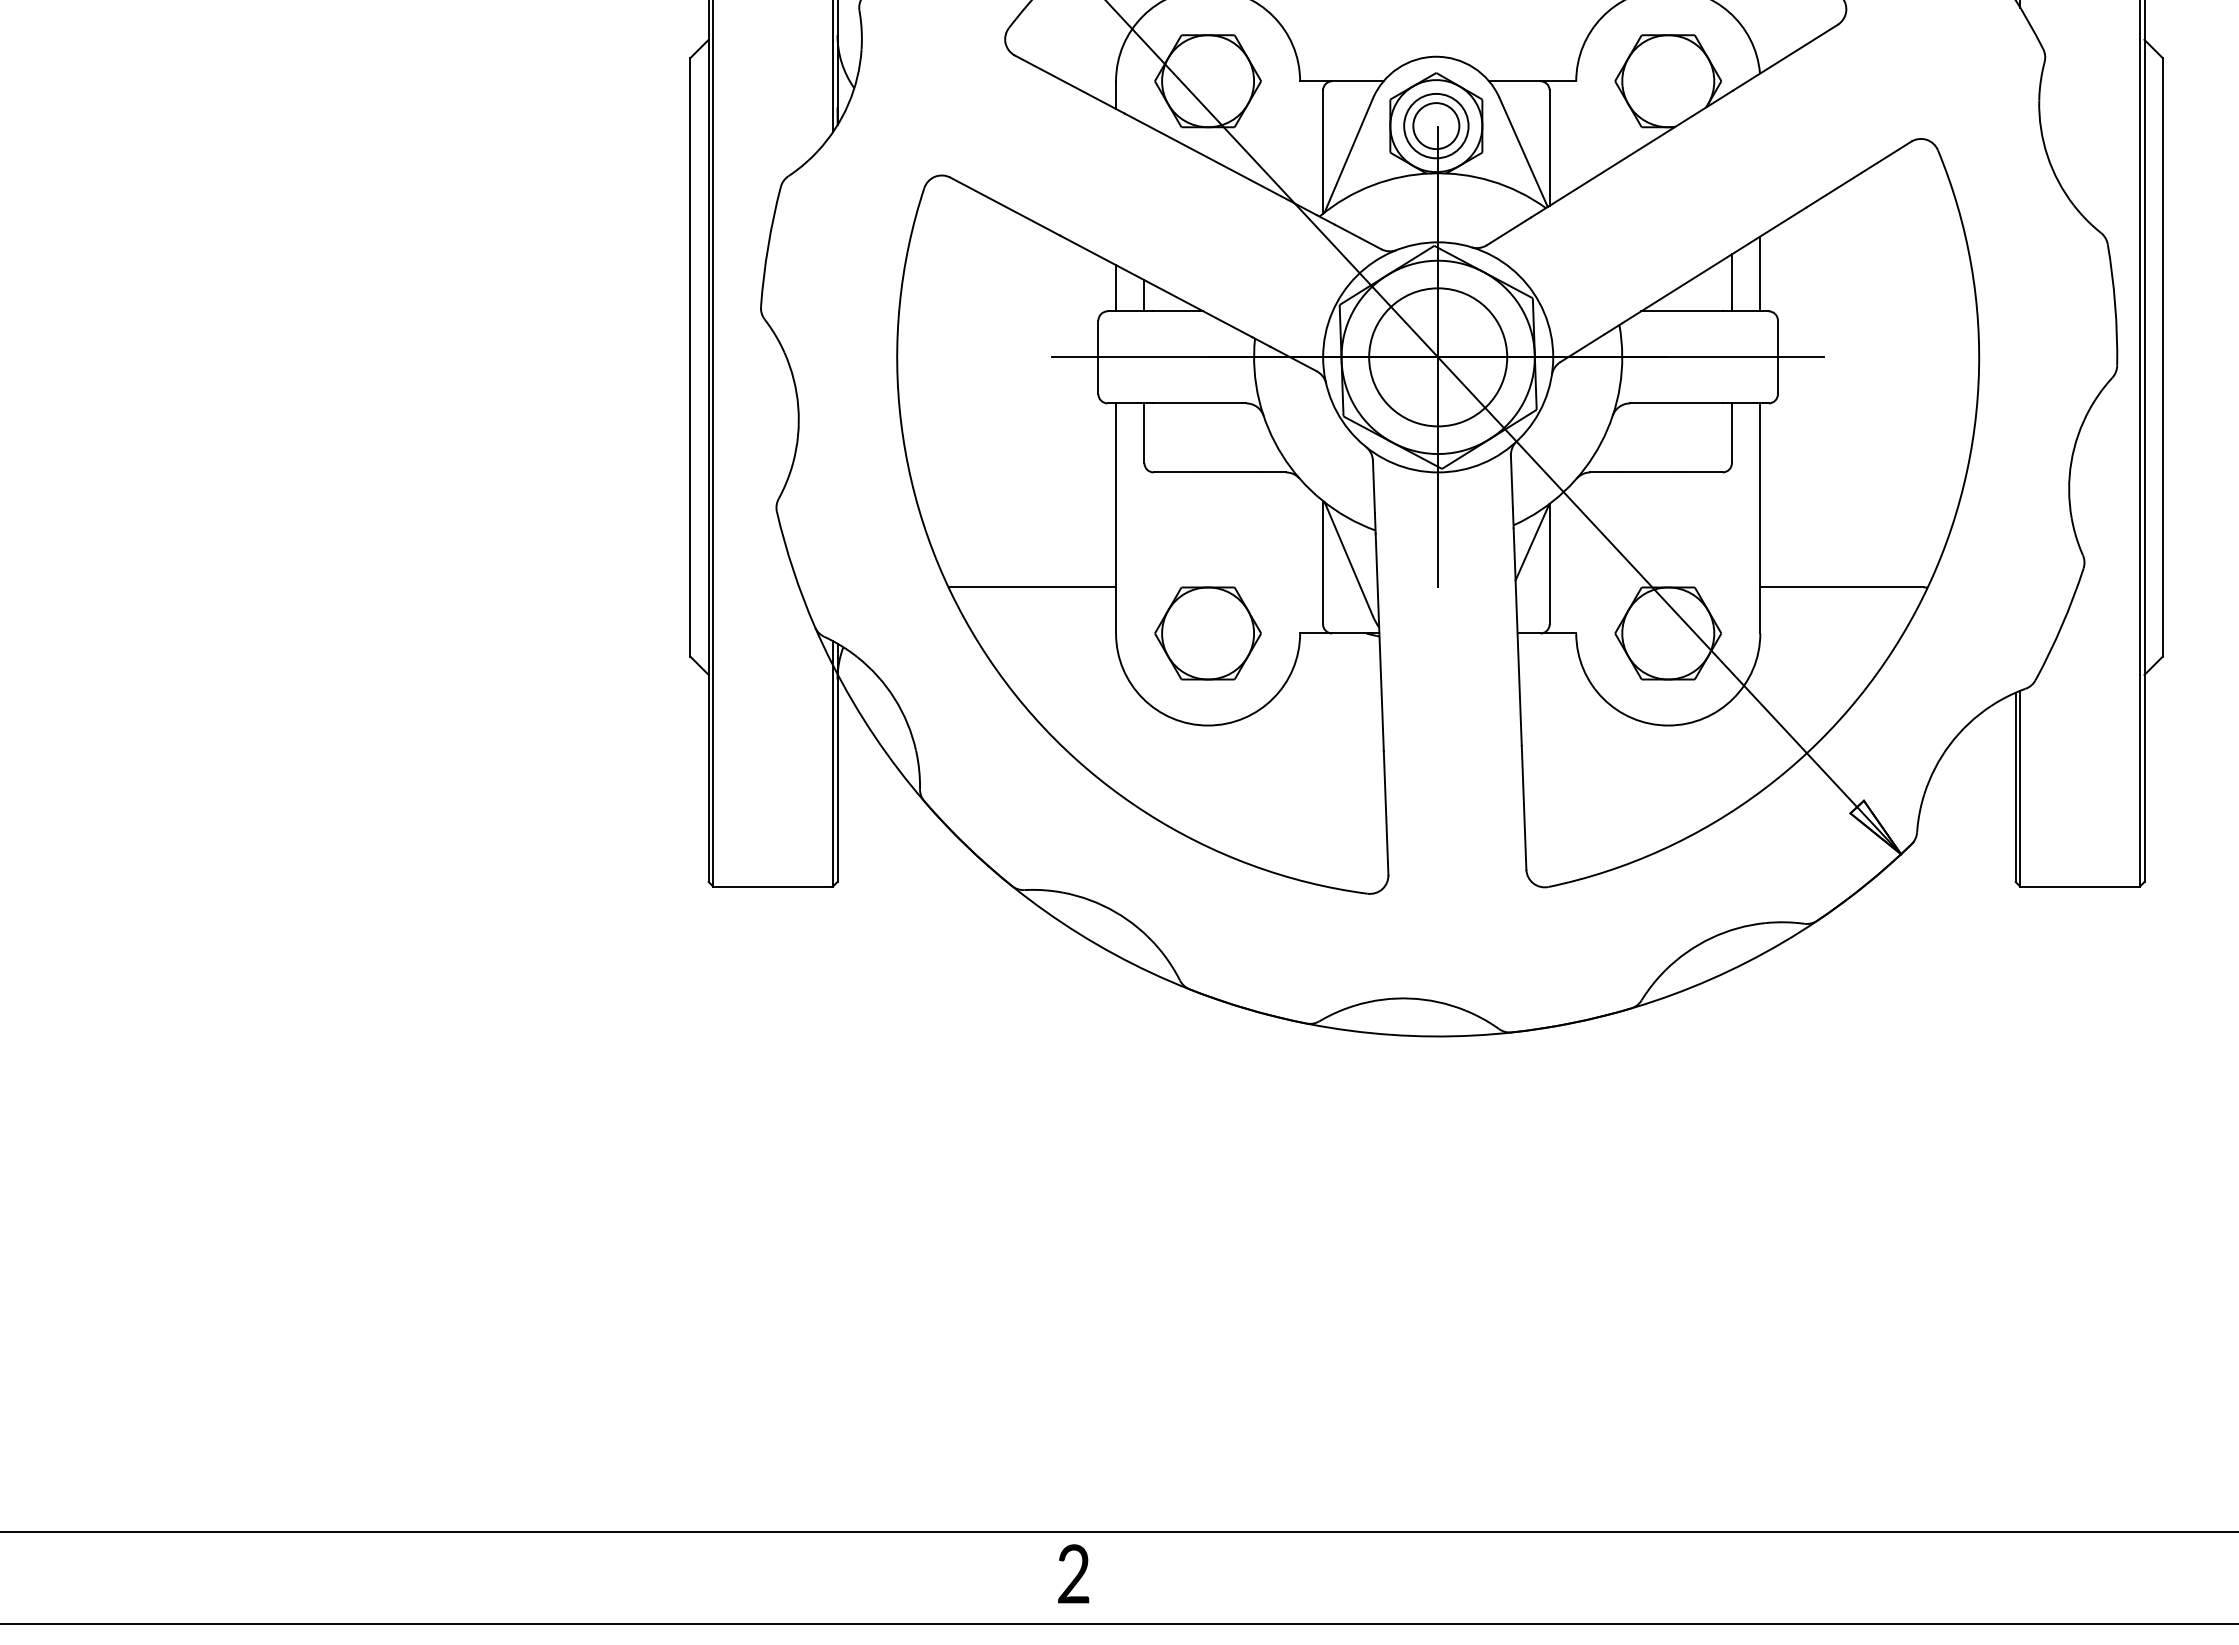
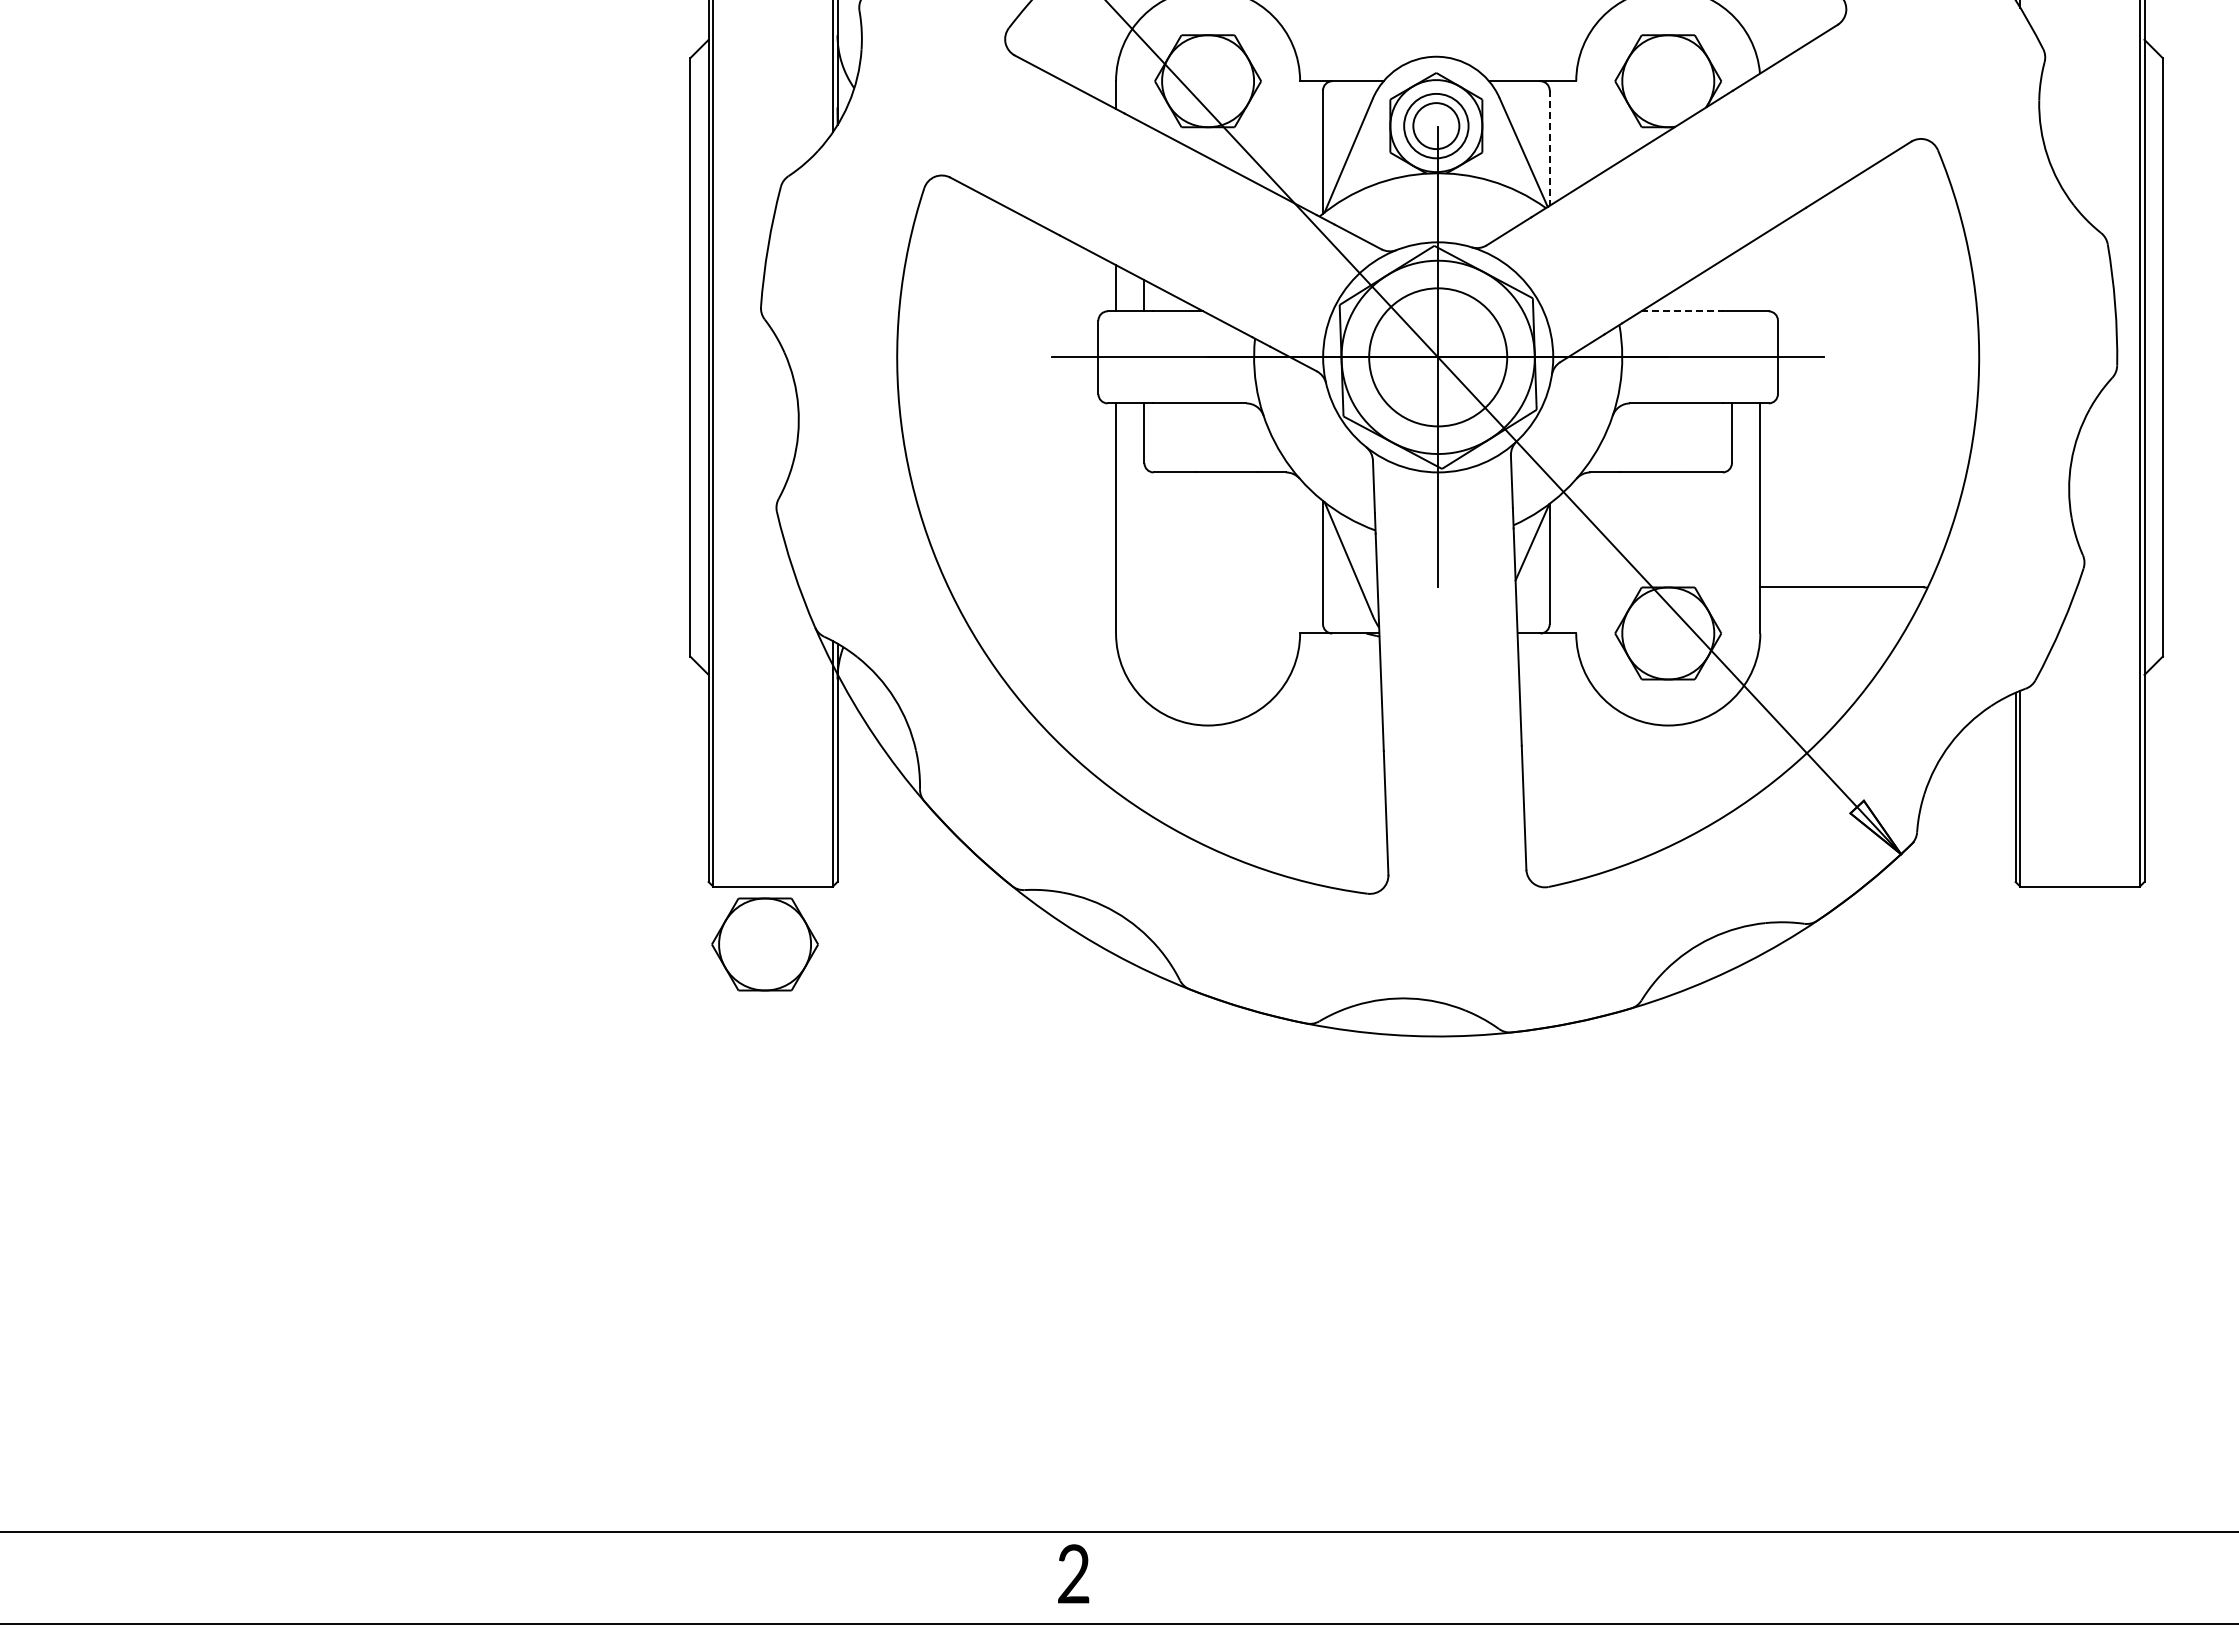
line: solid -> dashed (1549, 148)
line: present -> none (1760, 273)
line: present -> none (1731, 282)
line: solid -> dashed (1682, 311)
line: present -> none (1032, 587)
part position: (1207, 633) -> (764, 944) (764, 944)
